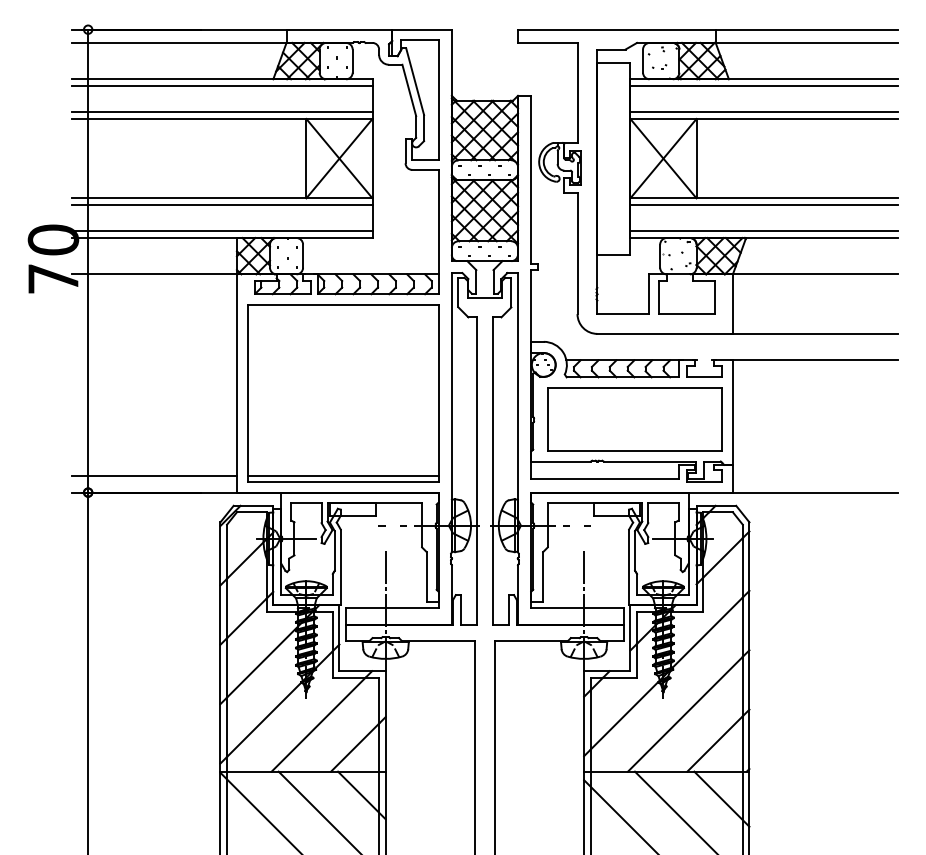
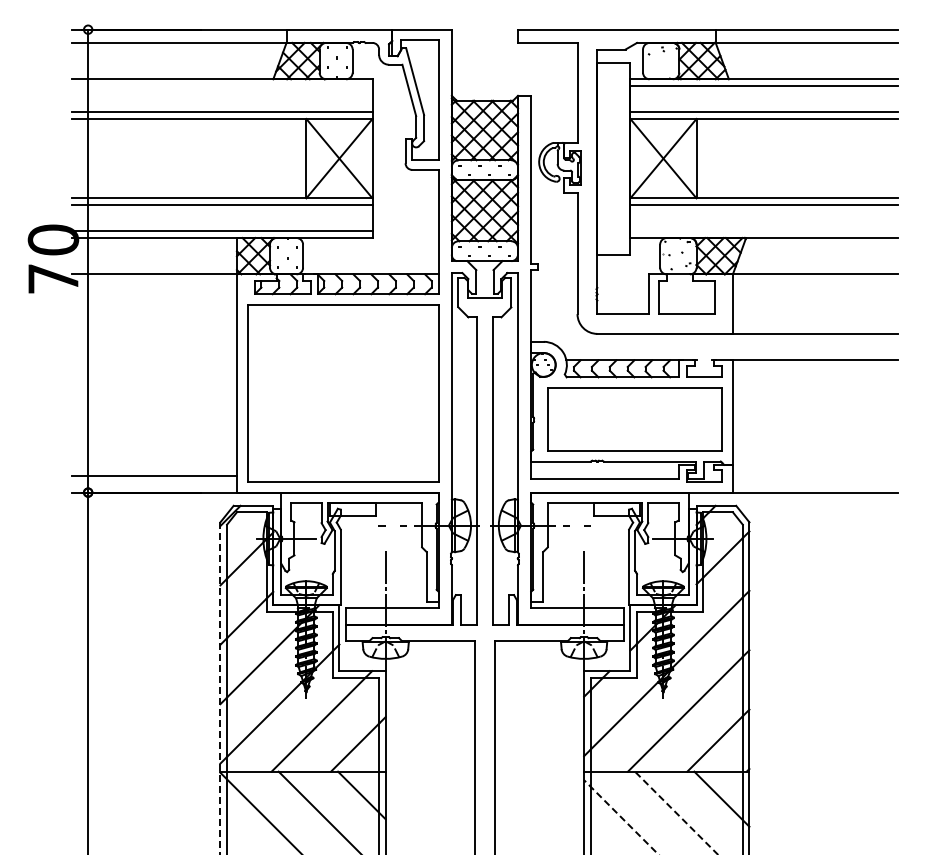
part: present -> none (659, 66)
line: present -> none (221, 85)
line: present -> none (764, 231)
line: present -> none (342, 476)
line: solid -> dashed (220, 688)
line: solid -> dashed (675, 812)
line: solid -> dashed (620, 816)
